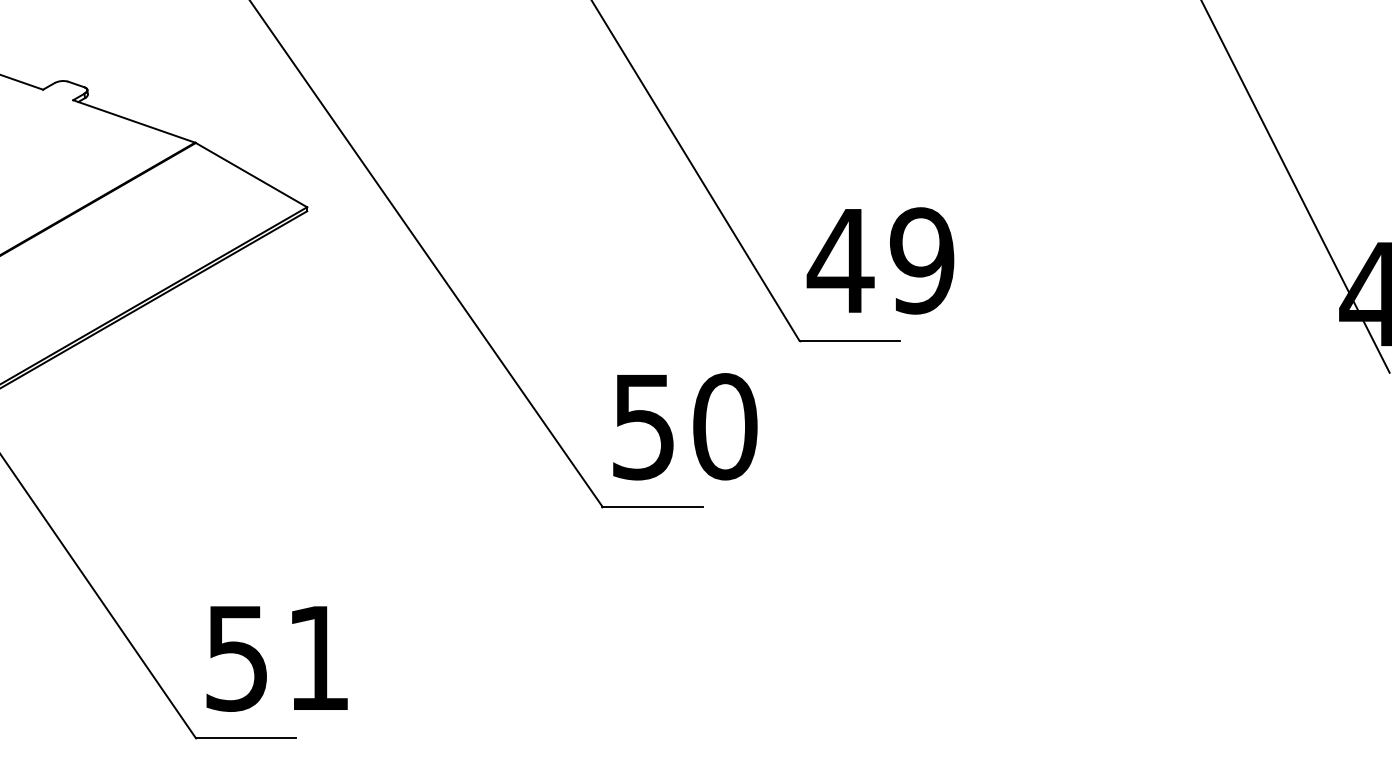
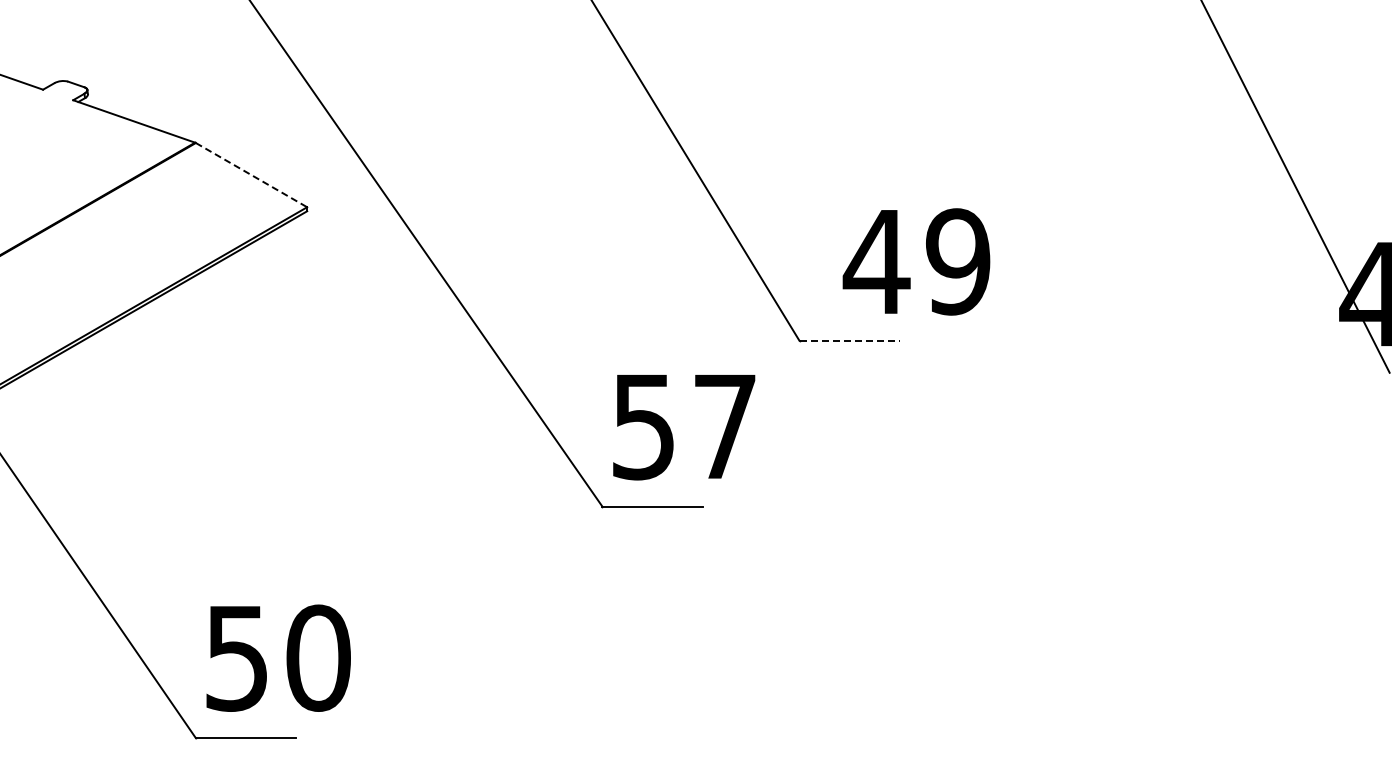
line: solid -> dashed (251, 175)
text position: (880, 260) -> (916, 261) (916, 261)
line: solid -> dashed (850, 340)
text: 50 -> 57 (725, 426)
text: 51 -> 50 (318, 657)
